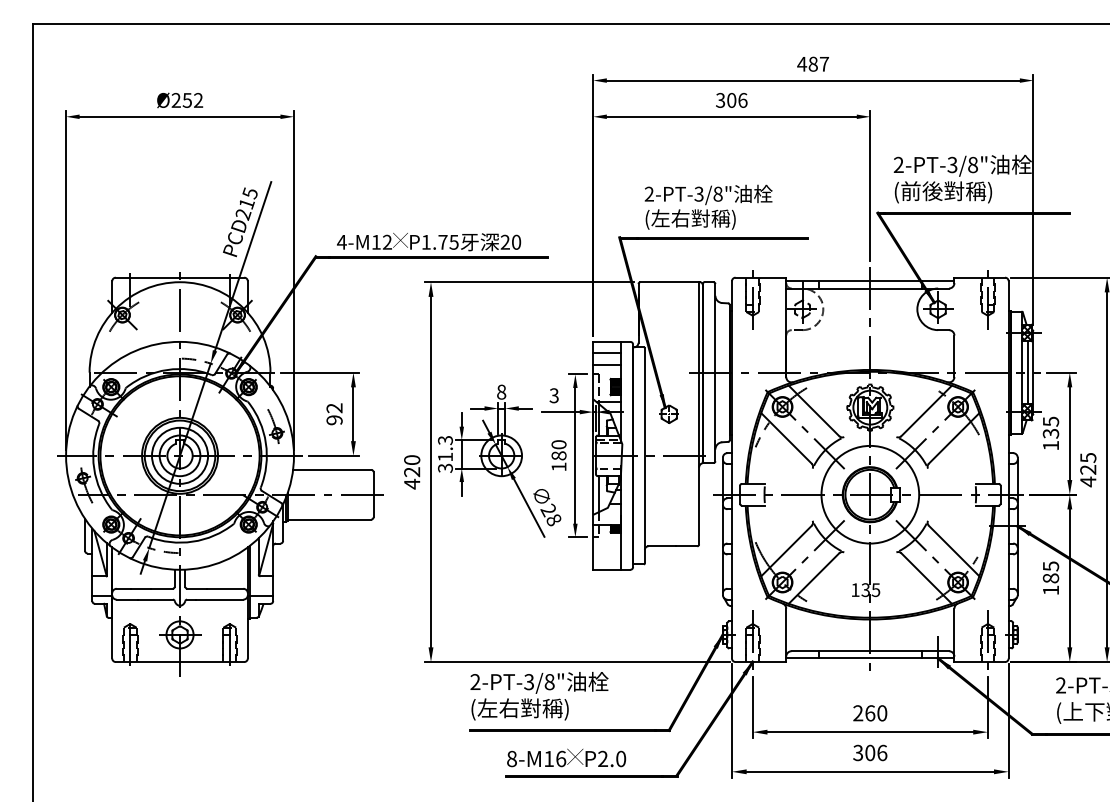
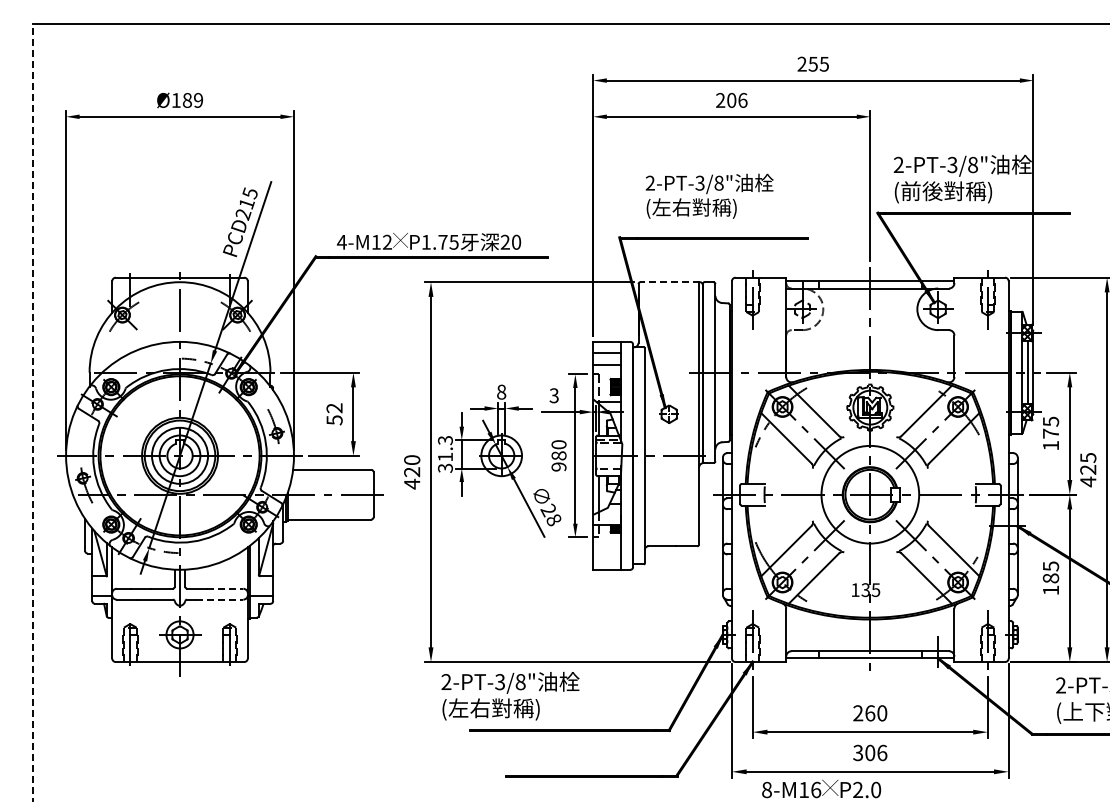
text: 487 -> 255 (813, 63)
text: Ø252 -> Ø189 (187, 100)
text: 306 -> 206 (720, 100)
text position: (708, 206) -> (709, 195) (709, 195)
line: solid -> dashed (670, 282)
line: solid -> dashed (33, 412)
text: 92 -> 52 (334, 420)
text: 135 -> 175 (1050, 433)
text: 180 -> 980 (558, 466)
line: solid -> dashed (225, 588)
line: solid -> dashed (220, 599)
text position: (539, 695) -> (510, 695) (510, 695)
text position: (566, 757) -> (821, 788) (821, 788)
